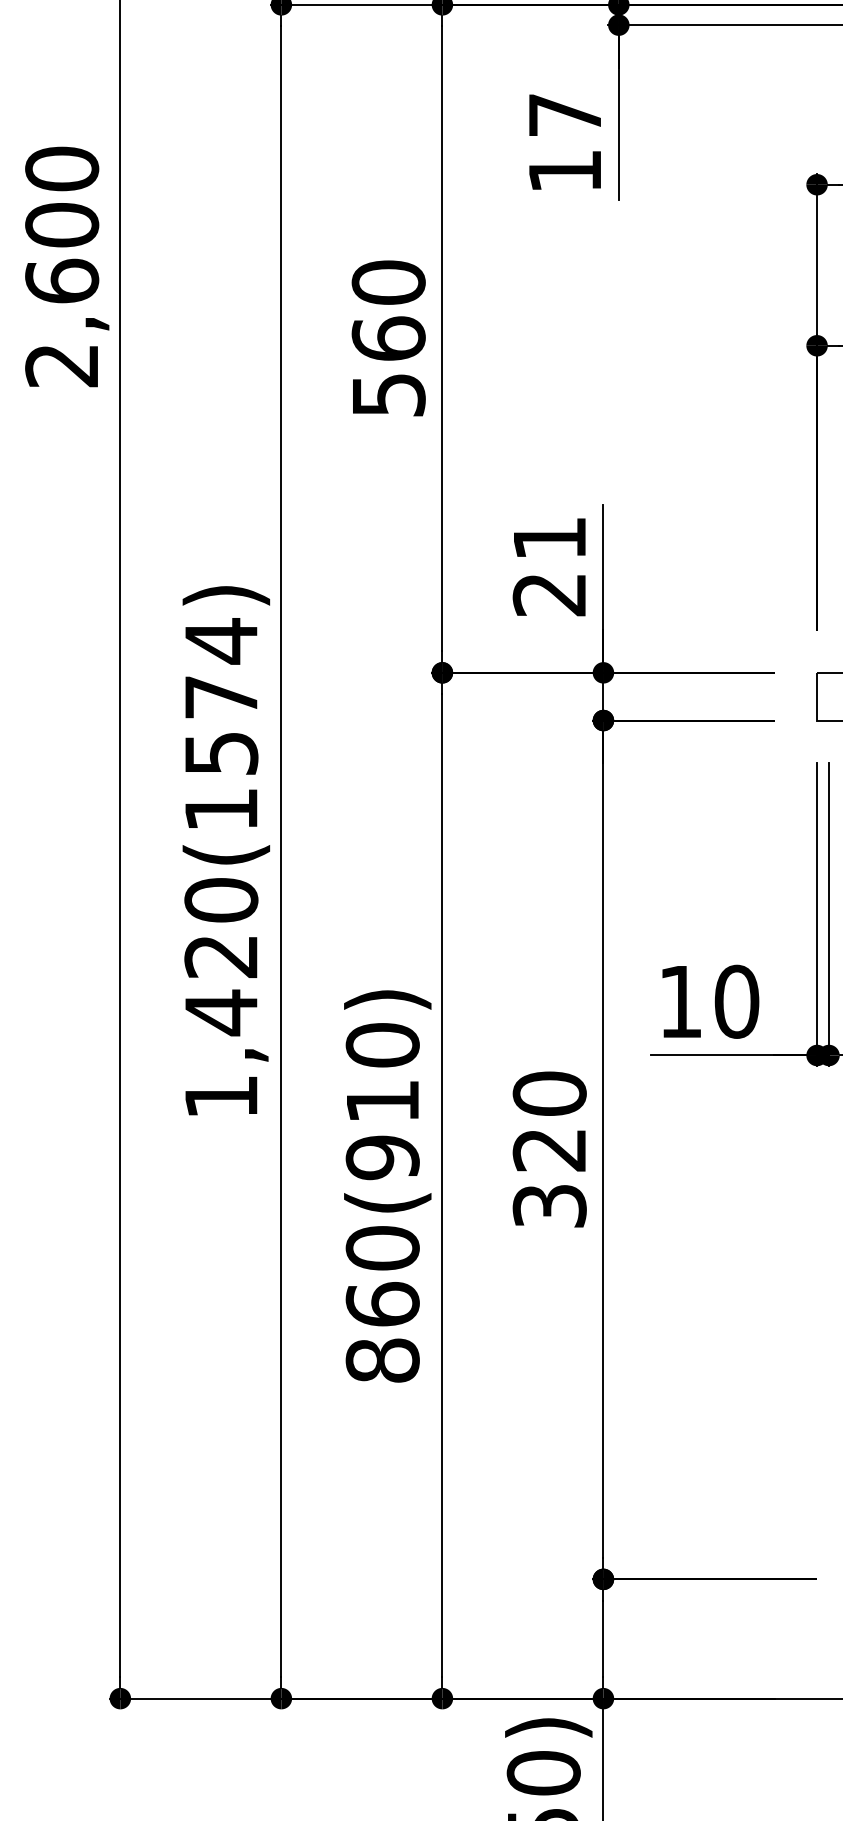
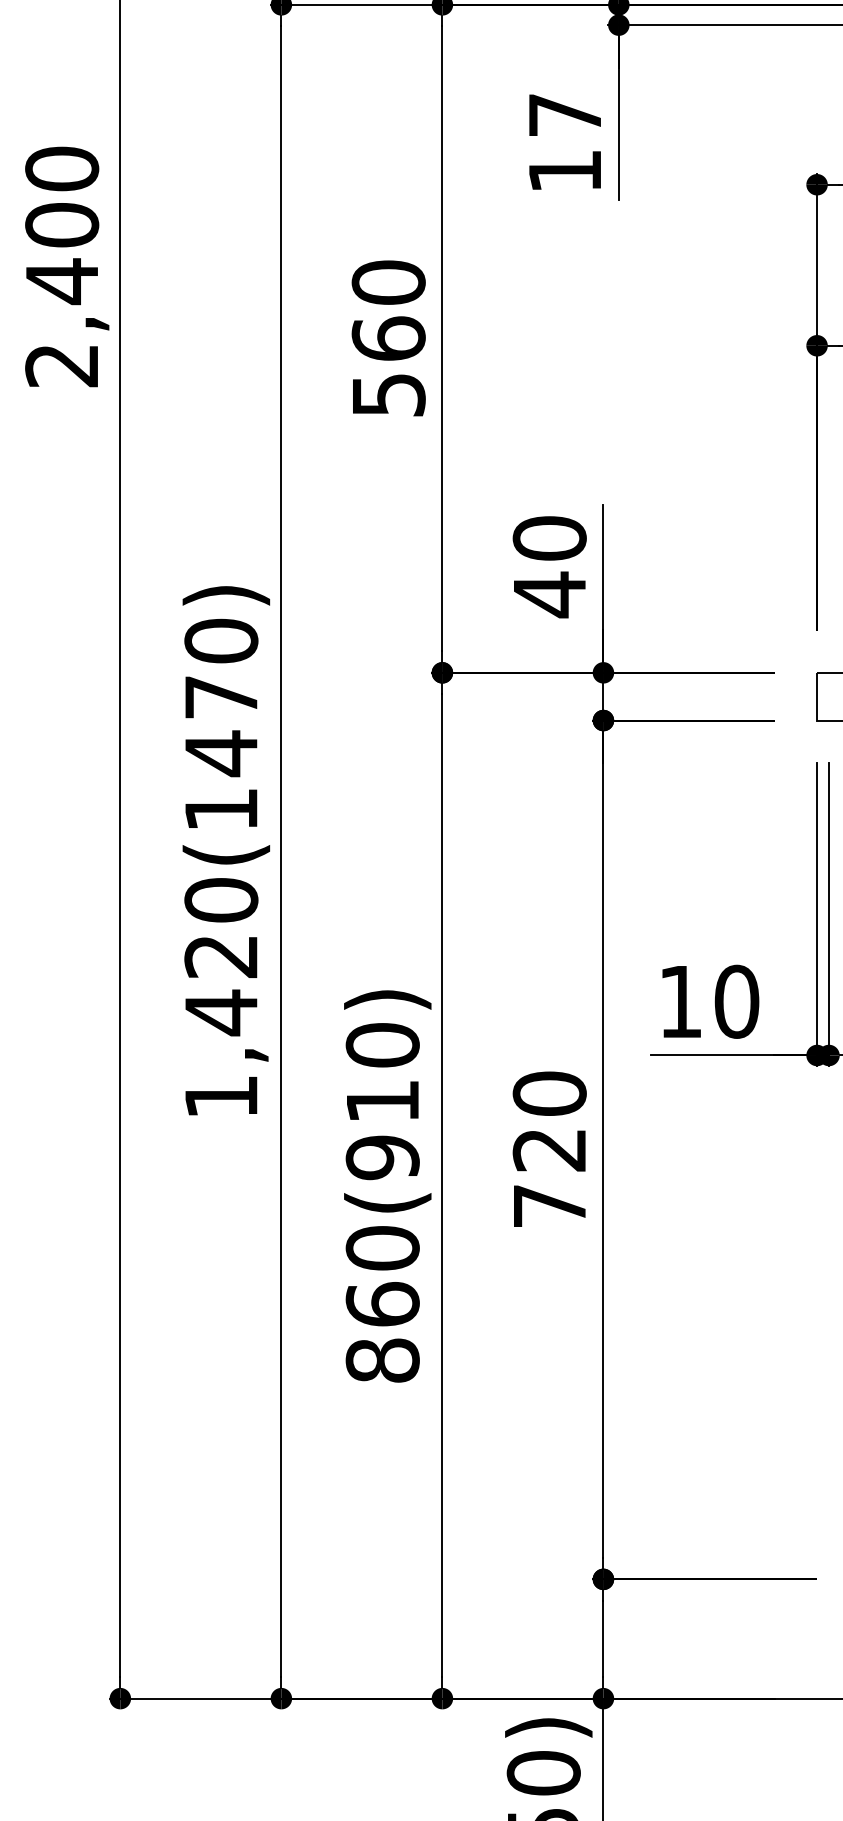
text: 2,600 -> 2,400 (62, 281)
text: 21 -> 40 (549, 567)
text: 1,420(1574) -> 1,420(1470) (221, 697)
text: 320 -> 720 (549, 1206)
